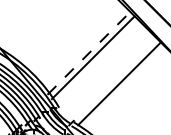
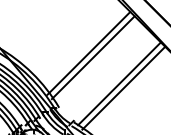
line: dashed -> solid (88, 53)
line: none -> present (123, 87)
